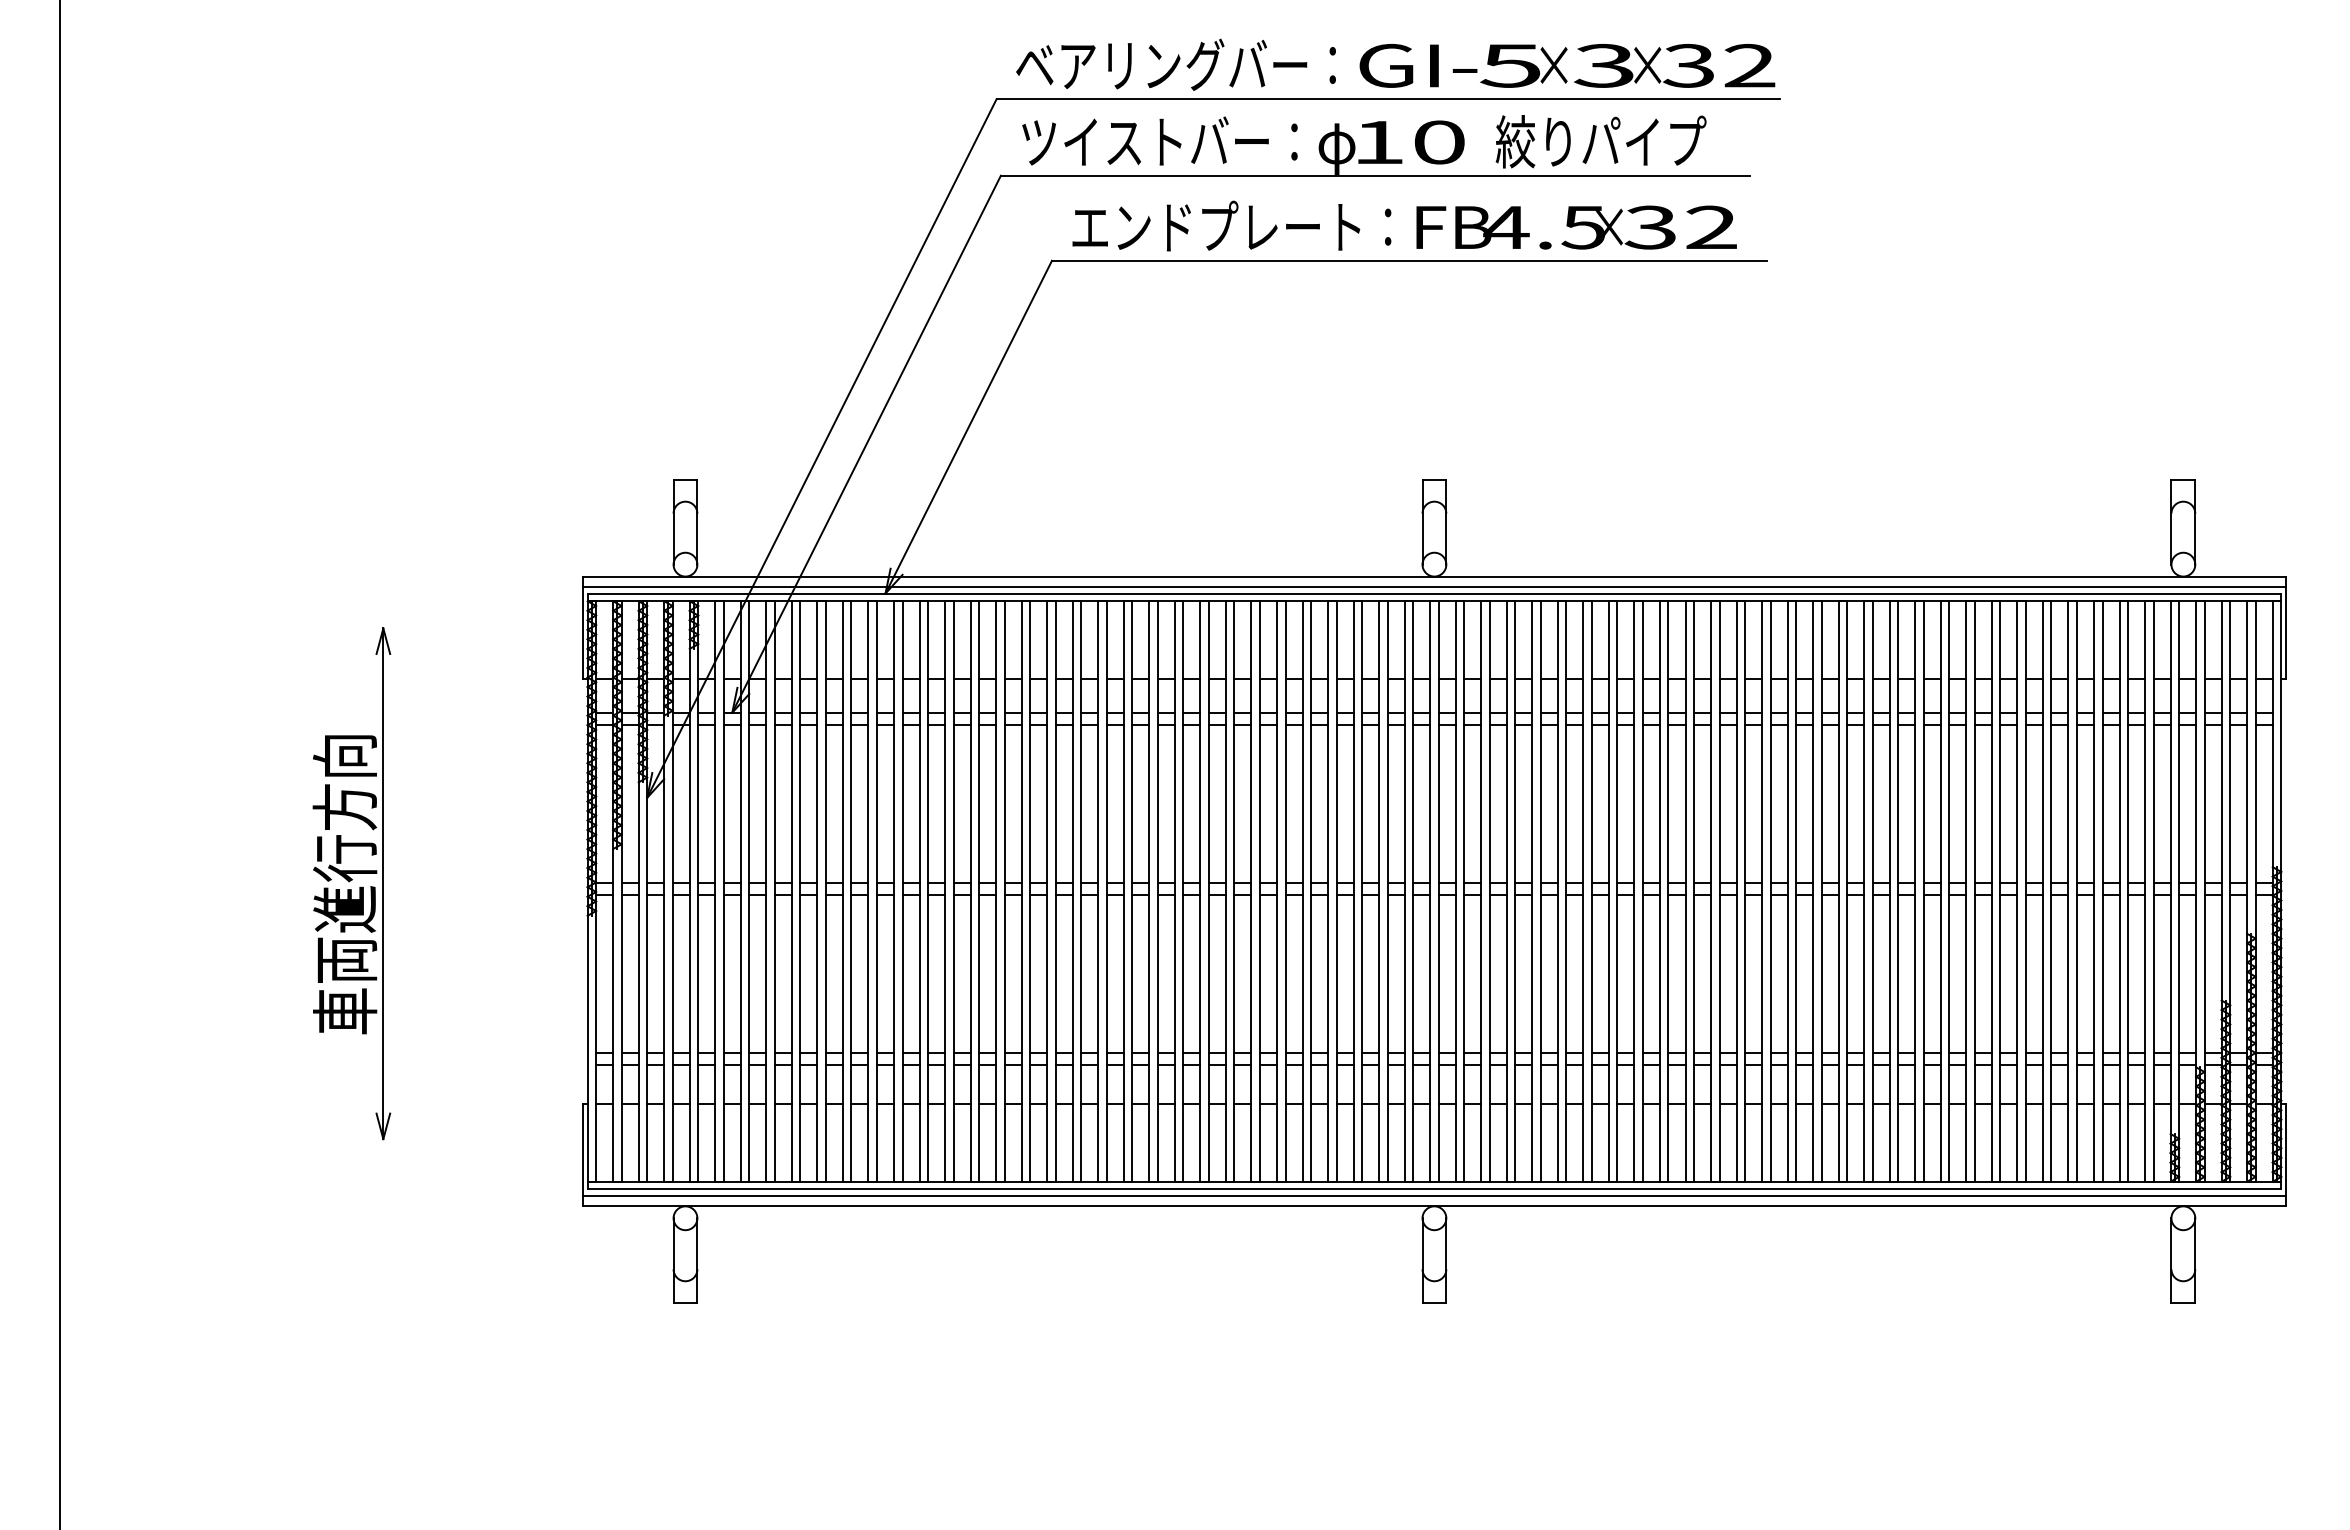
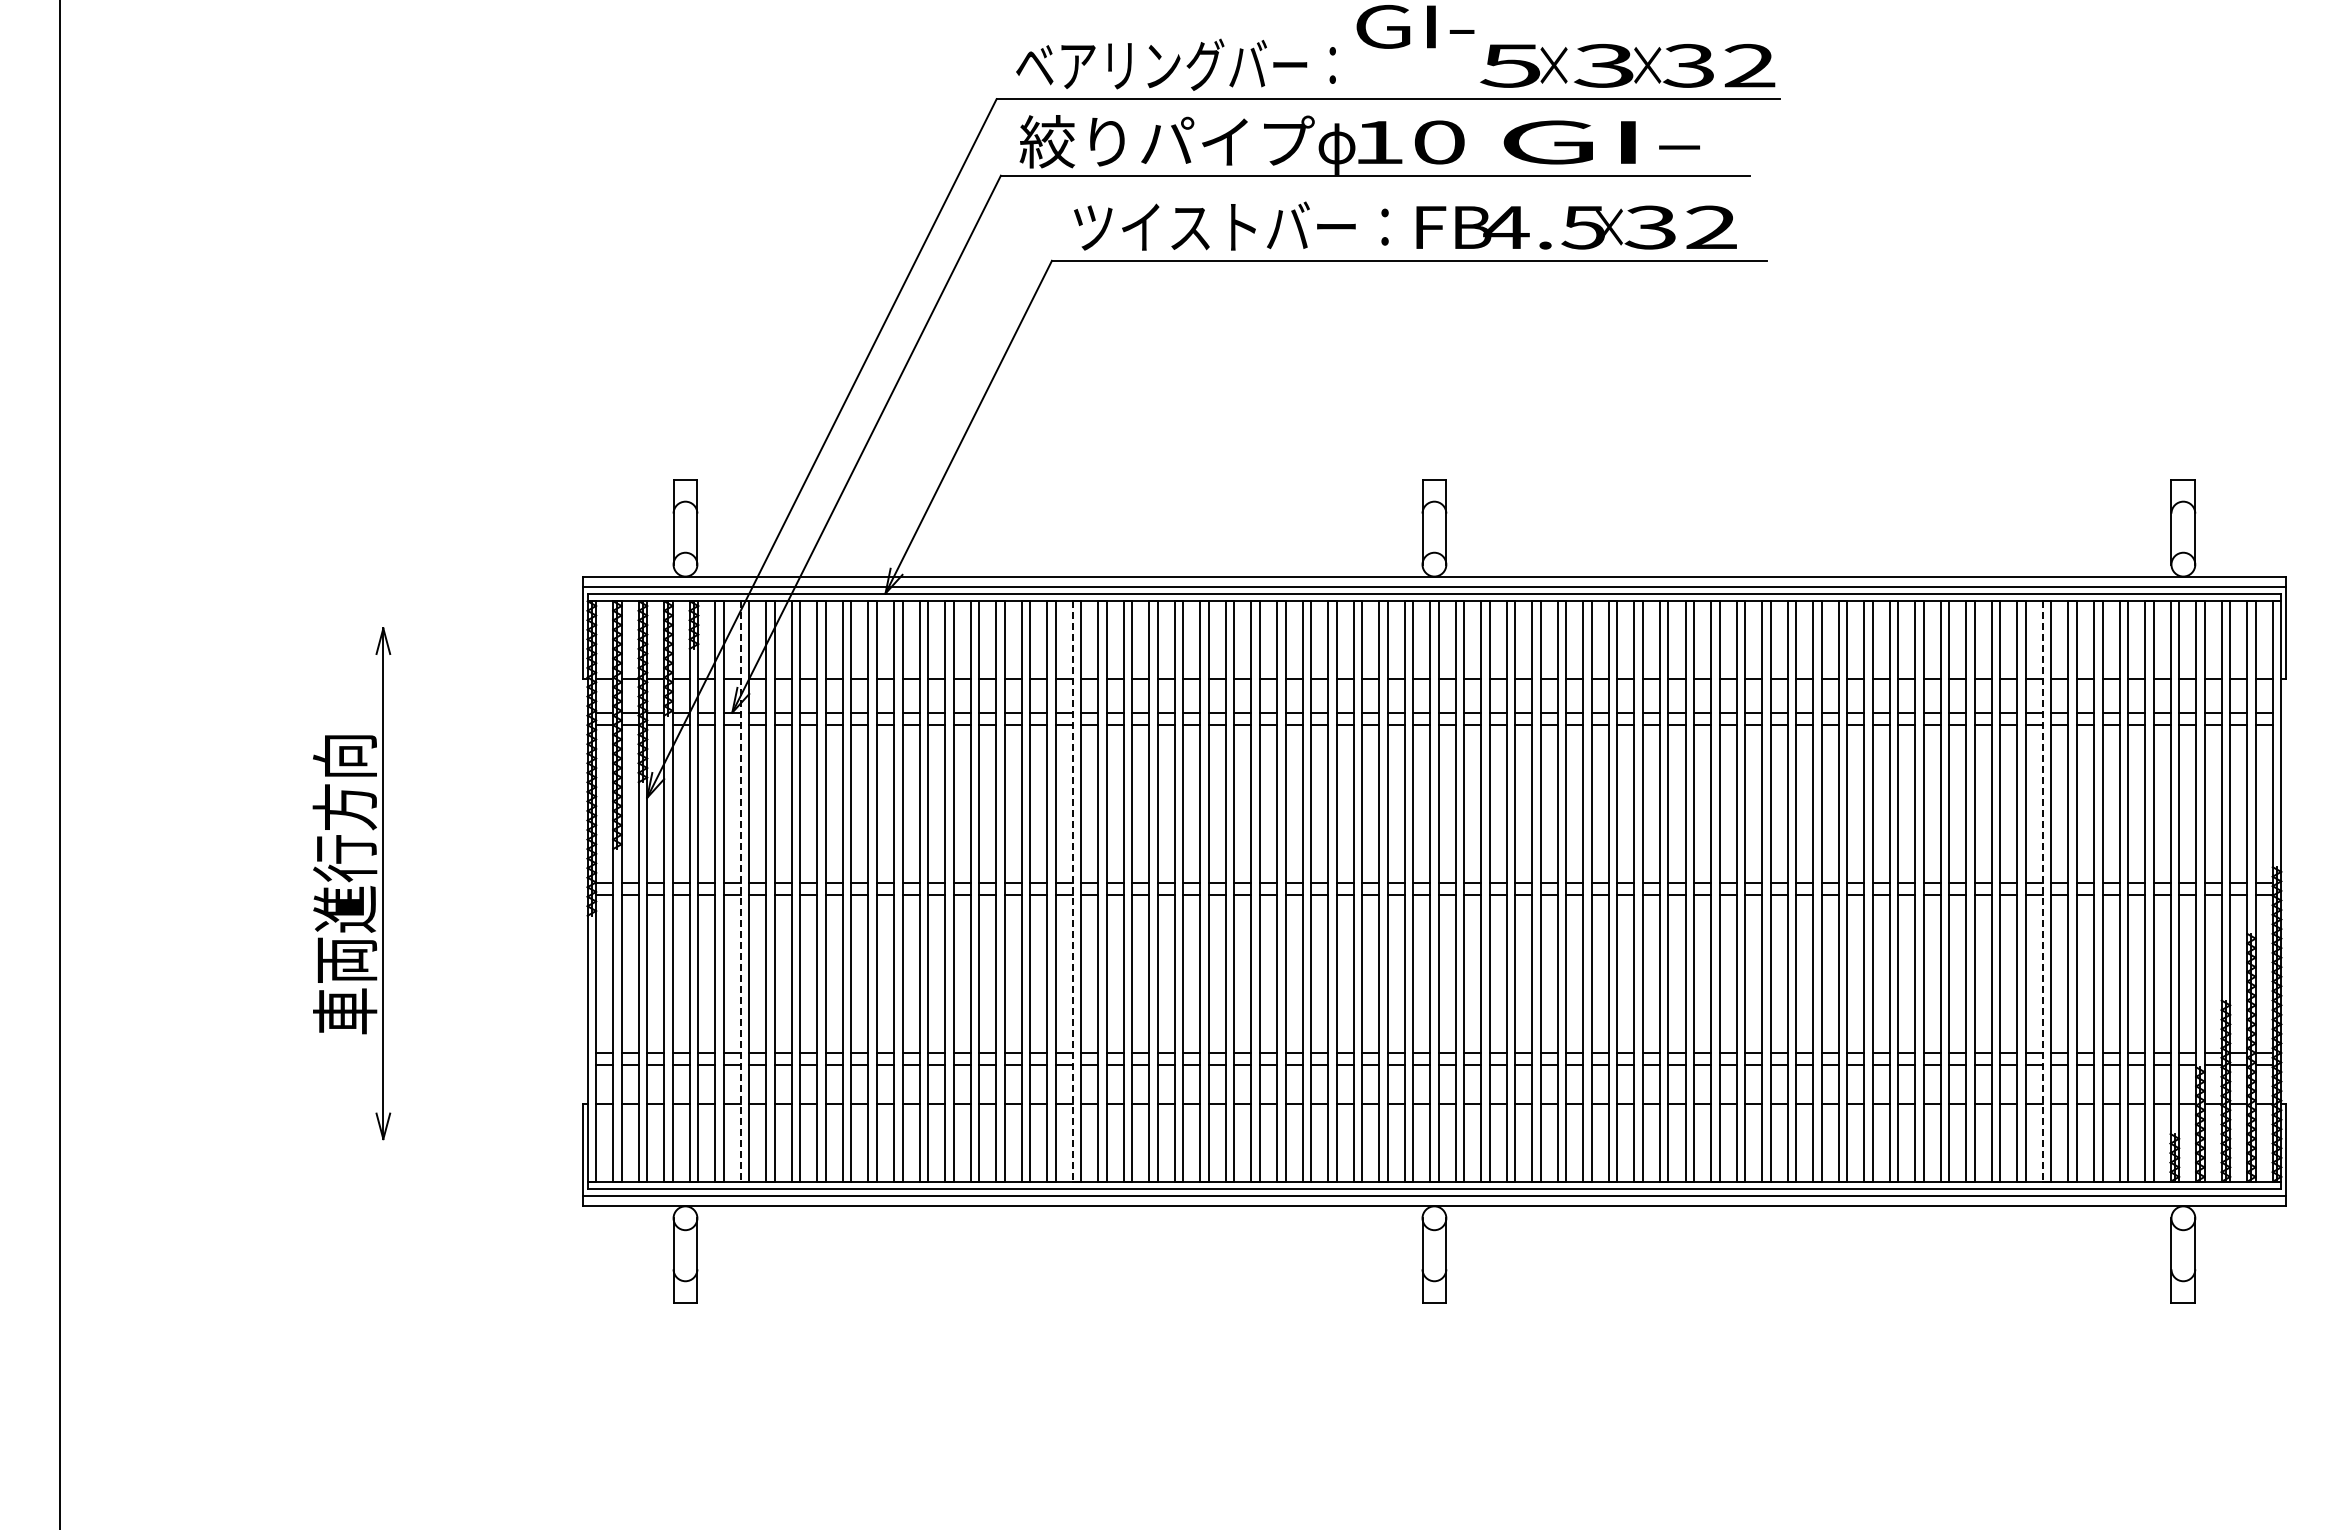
text position: (1418, 65) -> (1415, 26) (1415, 26)
text: ツイストバー： -> 絞りパイプ (1166, 141)
text: 絞りパイプ -> GI- (1600, 141)
text: エンドプレート： -> ツイストバー： (1231, 225)
line: solid -> dashed (740, 891)
line: solid -> dashed (1072, 891)
line: solid -> dashed (2042, 891)
